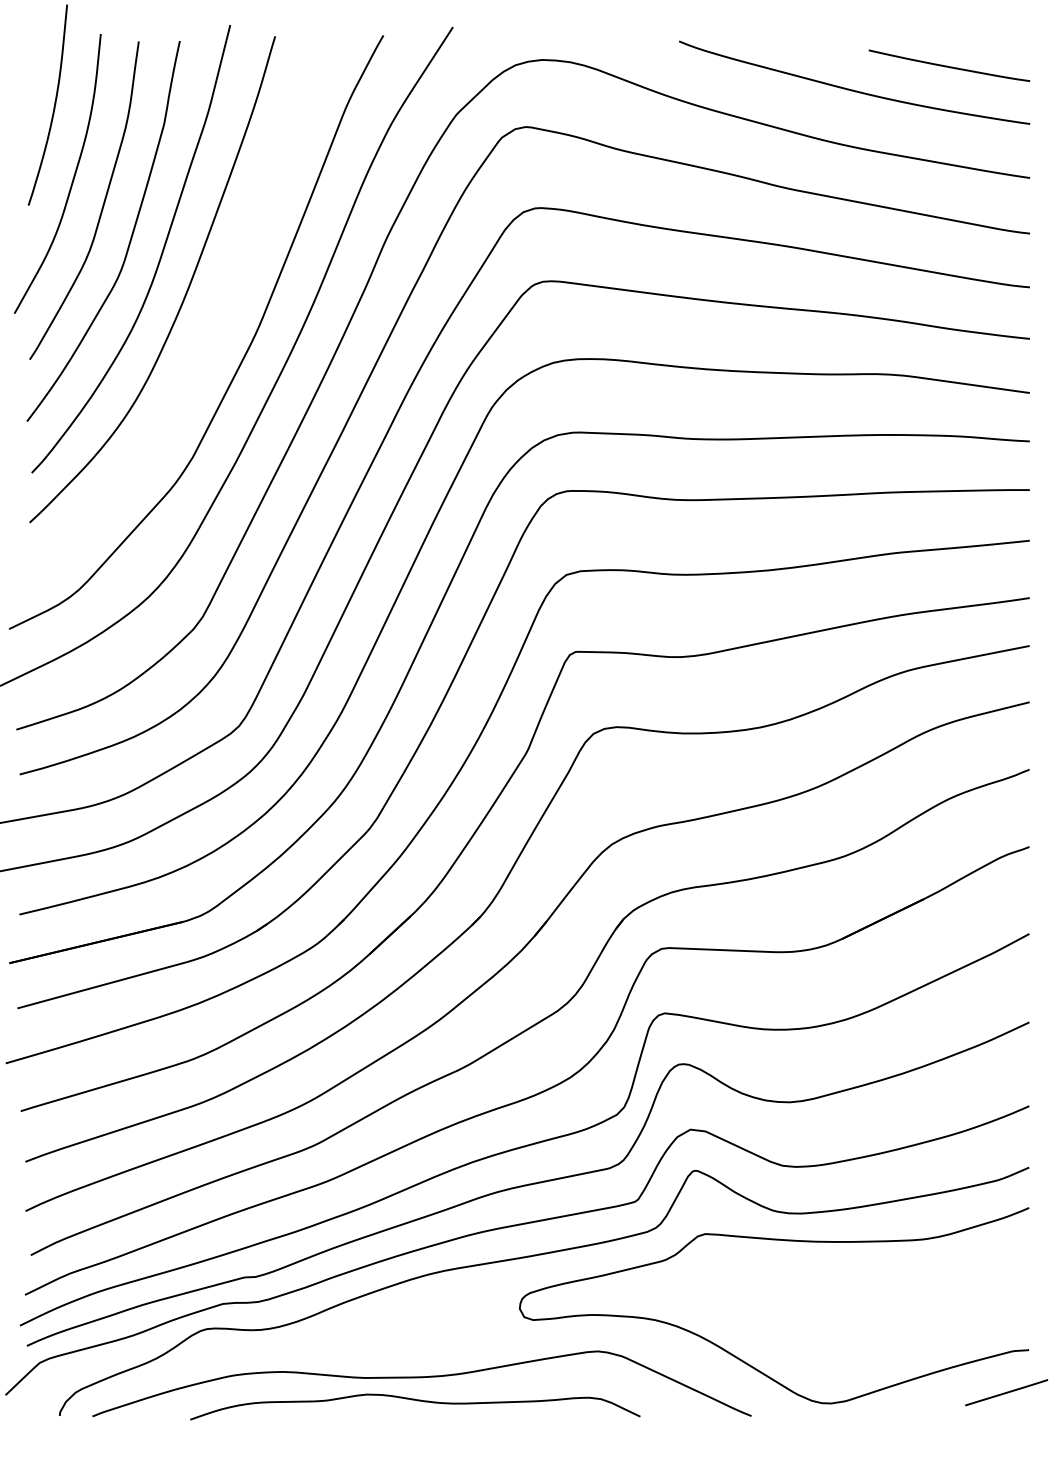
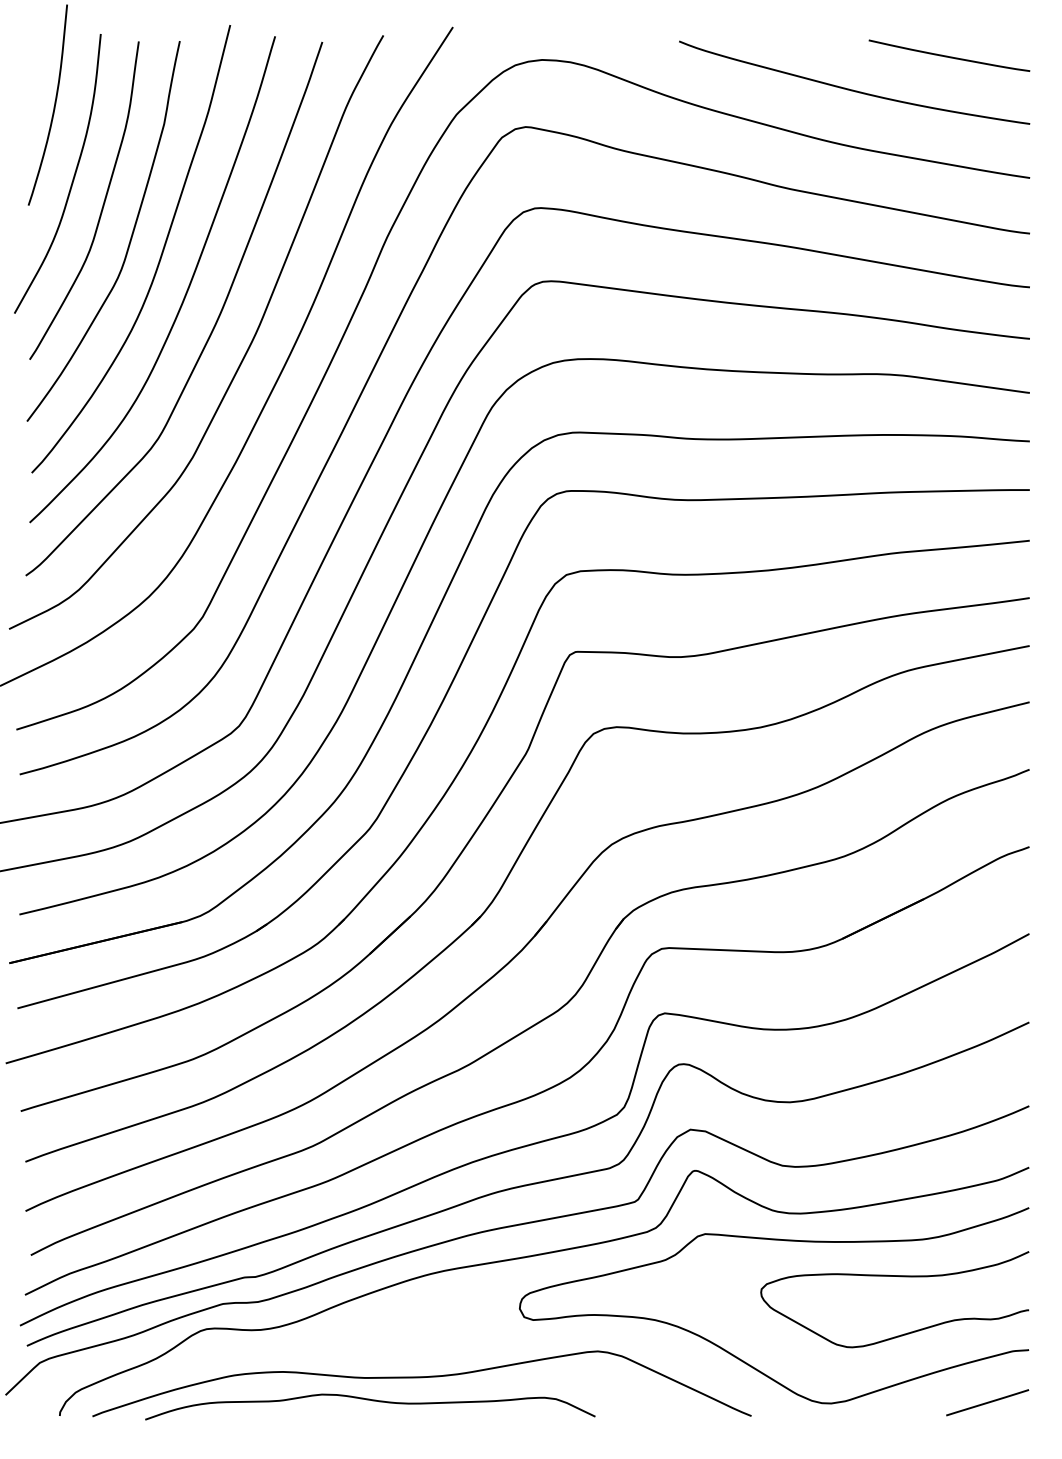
curve position: (949, 66) -> (949, 56) (949, 56)
curve: none -> present (212, 328)
curve: none -> present (900, 1277)
line position: (1006, 1392) -> (987, 1402) (987, 1402)
curve position: (417, 1401) -> (372, 1401) (372, 1401)
